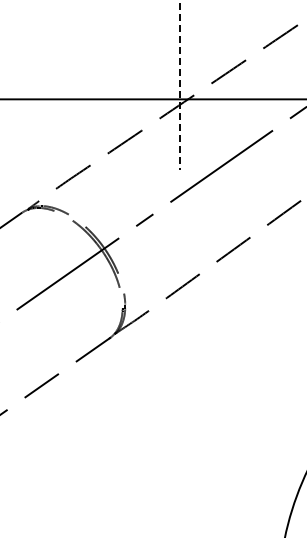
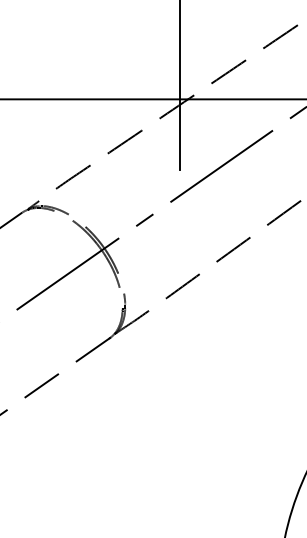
line: dashed -> solid (180, 85)
